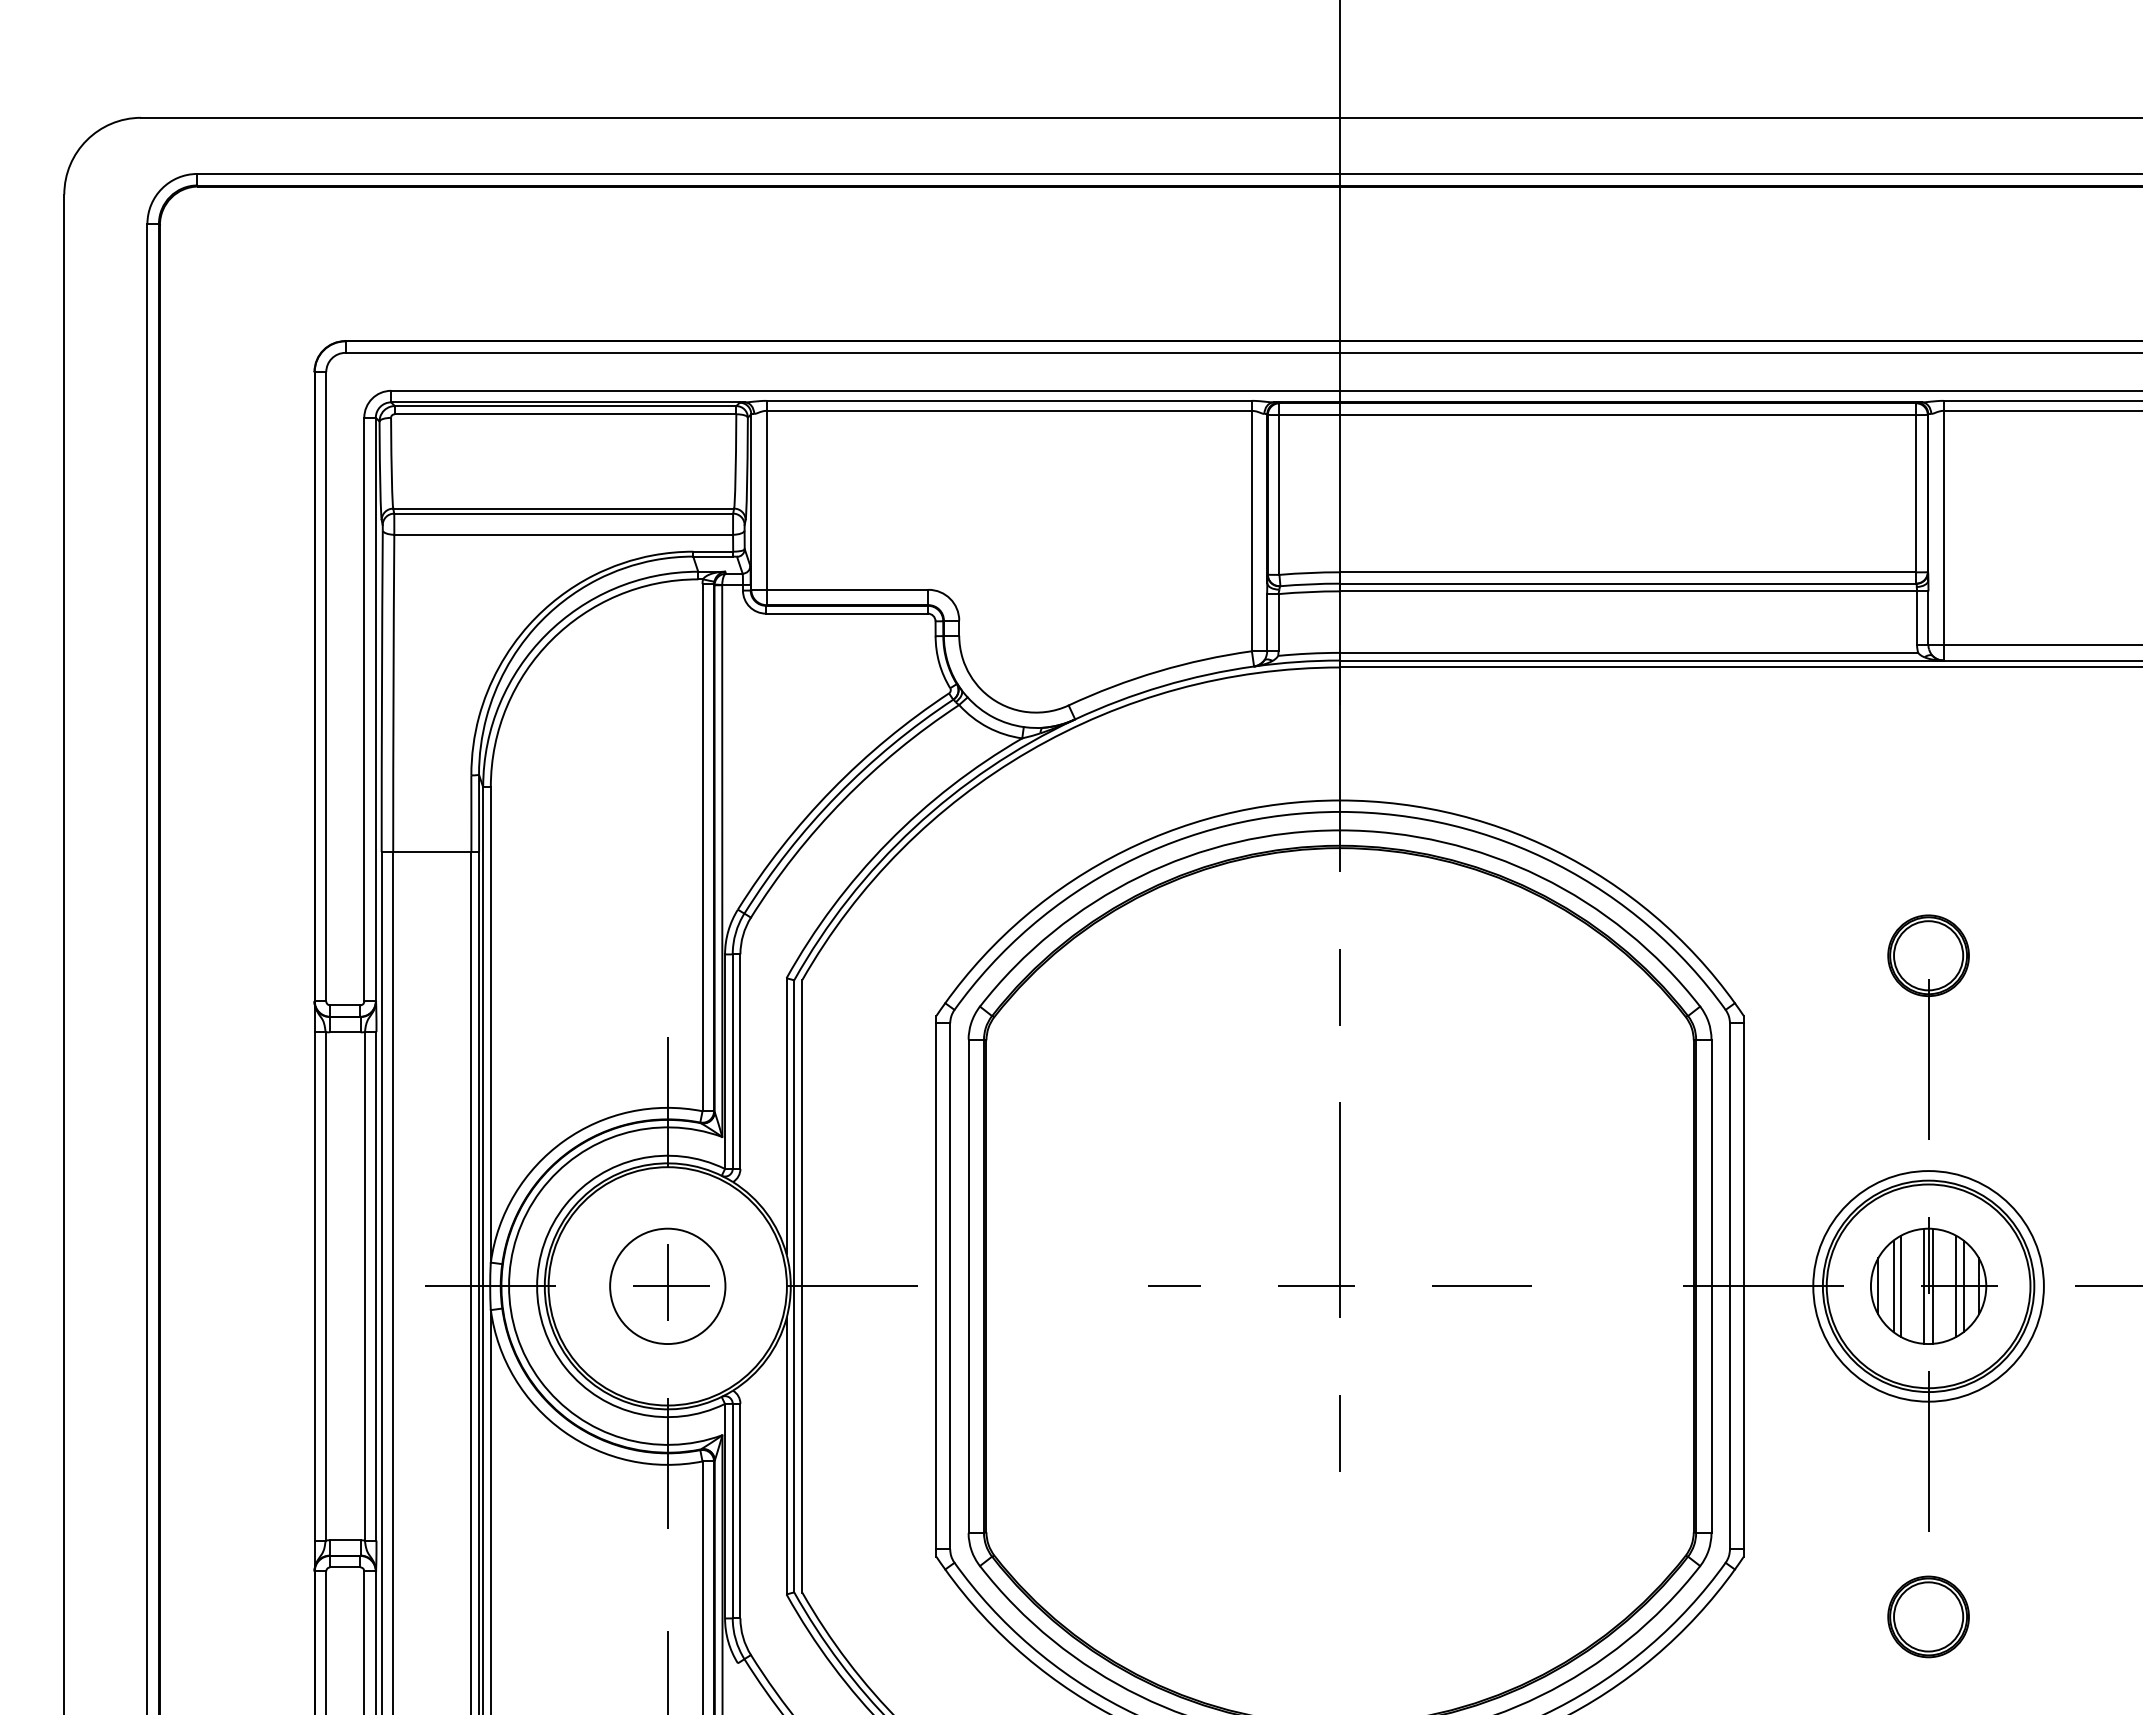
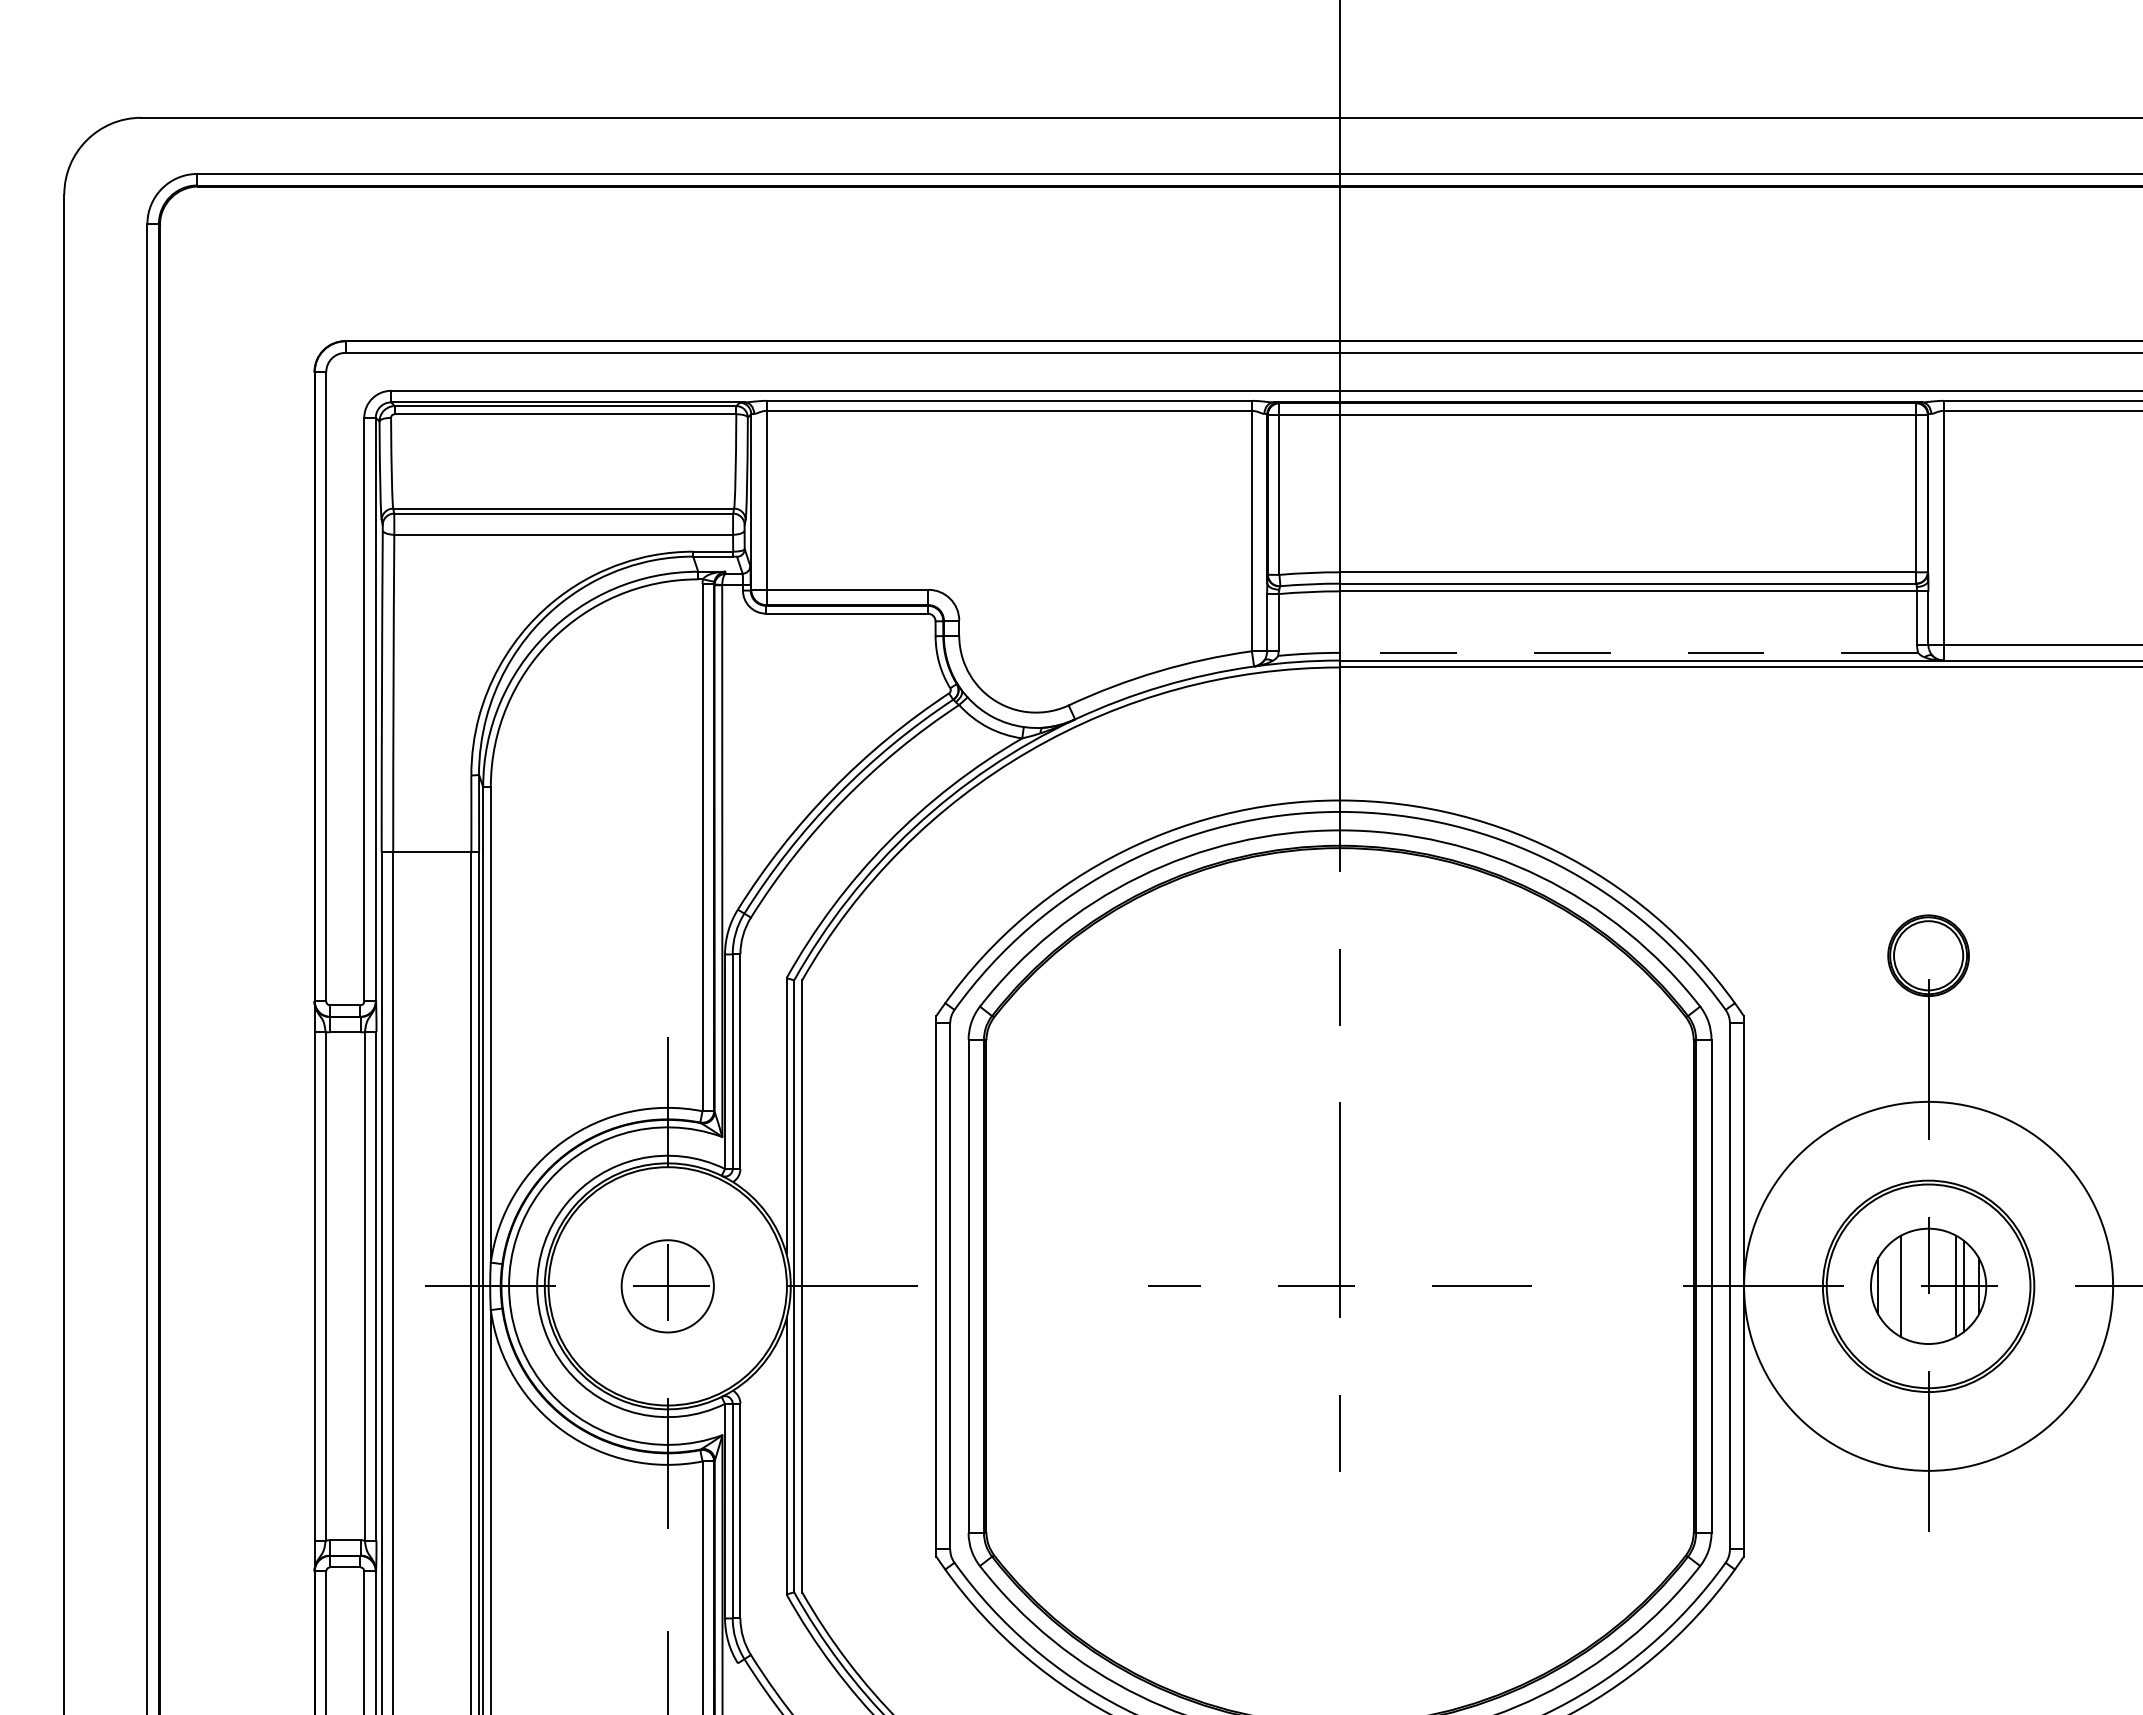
line: solid -> dashed (1628, 652)
line: present -> none (1924, 1285)
line: present -> none (1932, 1285)
circle diameter: 115 px -> 92 px (667, 1286)
line: present -> none (1893, 1286)
circle diameter: 231 px -> 369 px (1928, 1285)
part: present -> none (1928, 1616)
